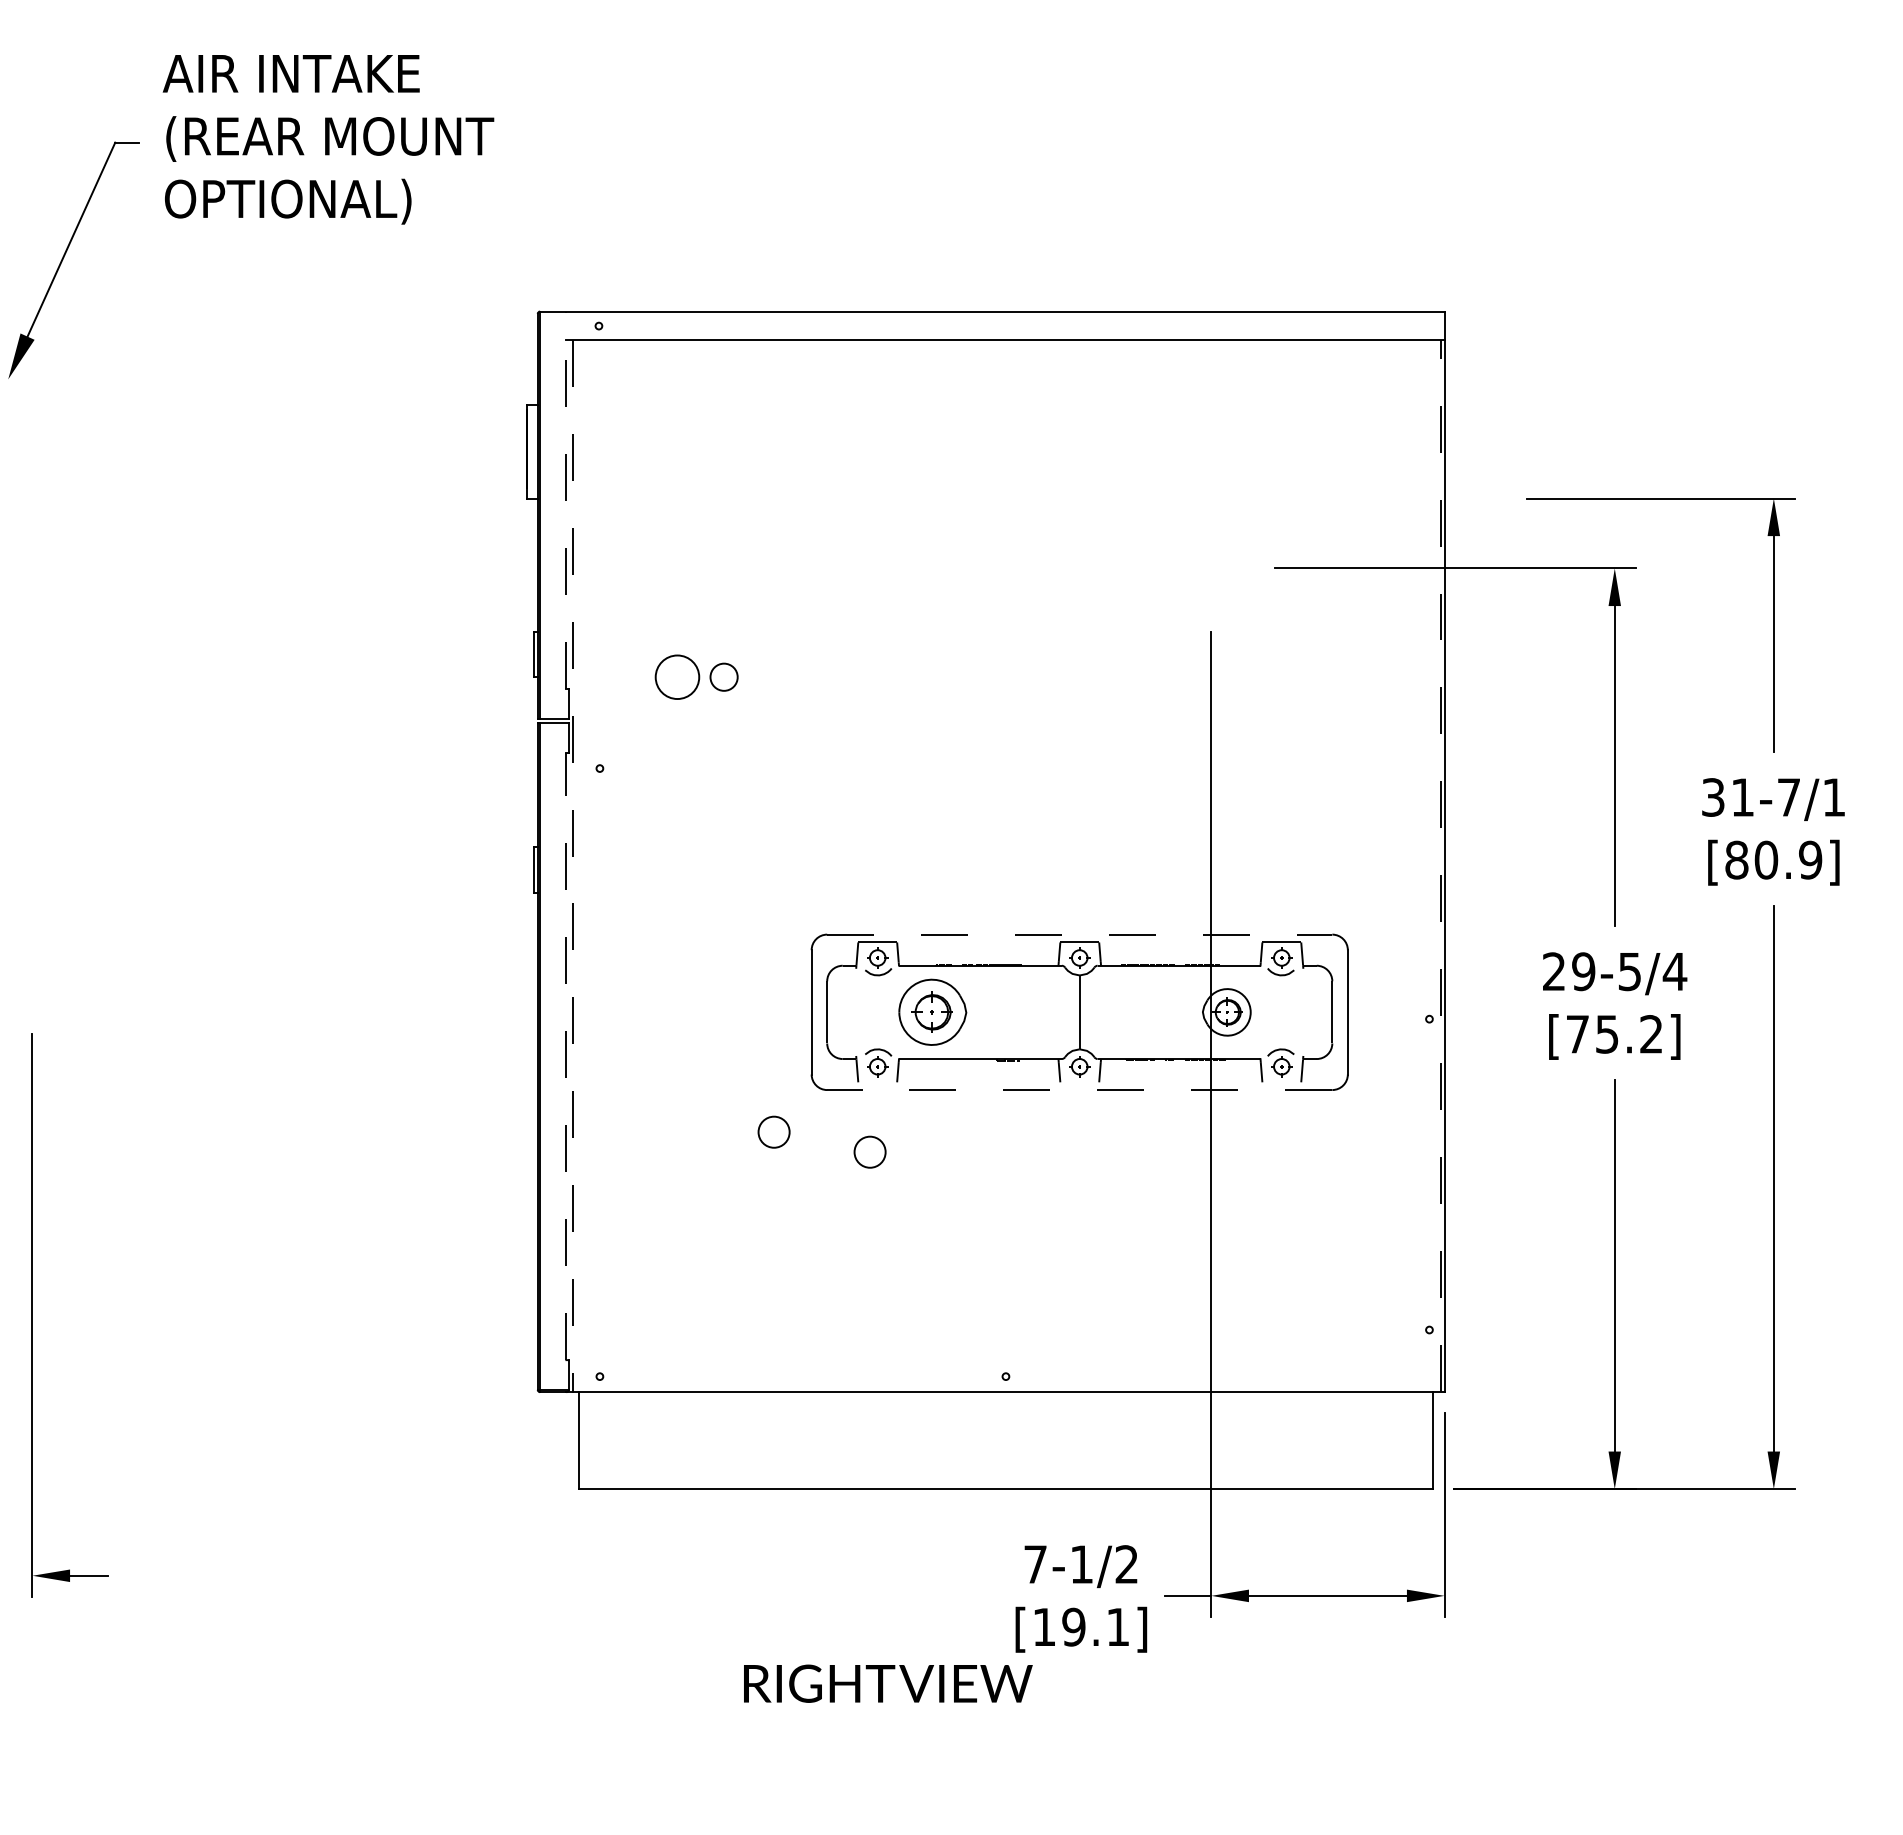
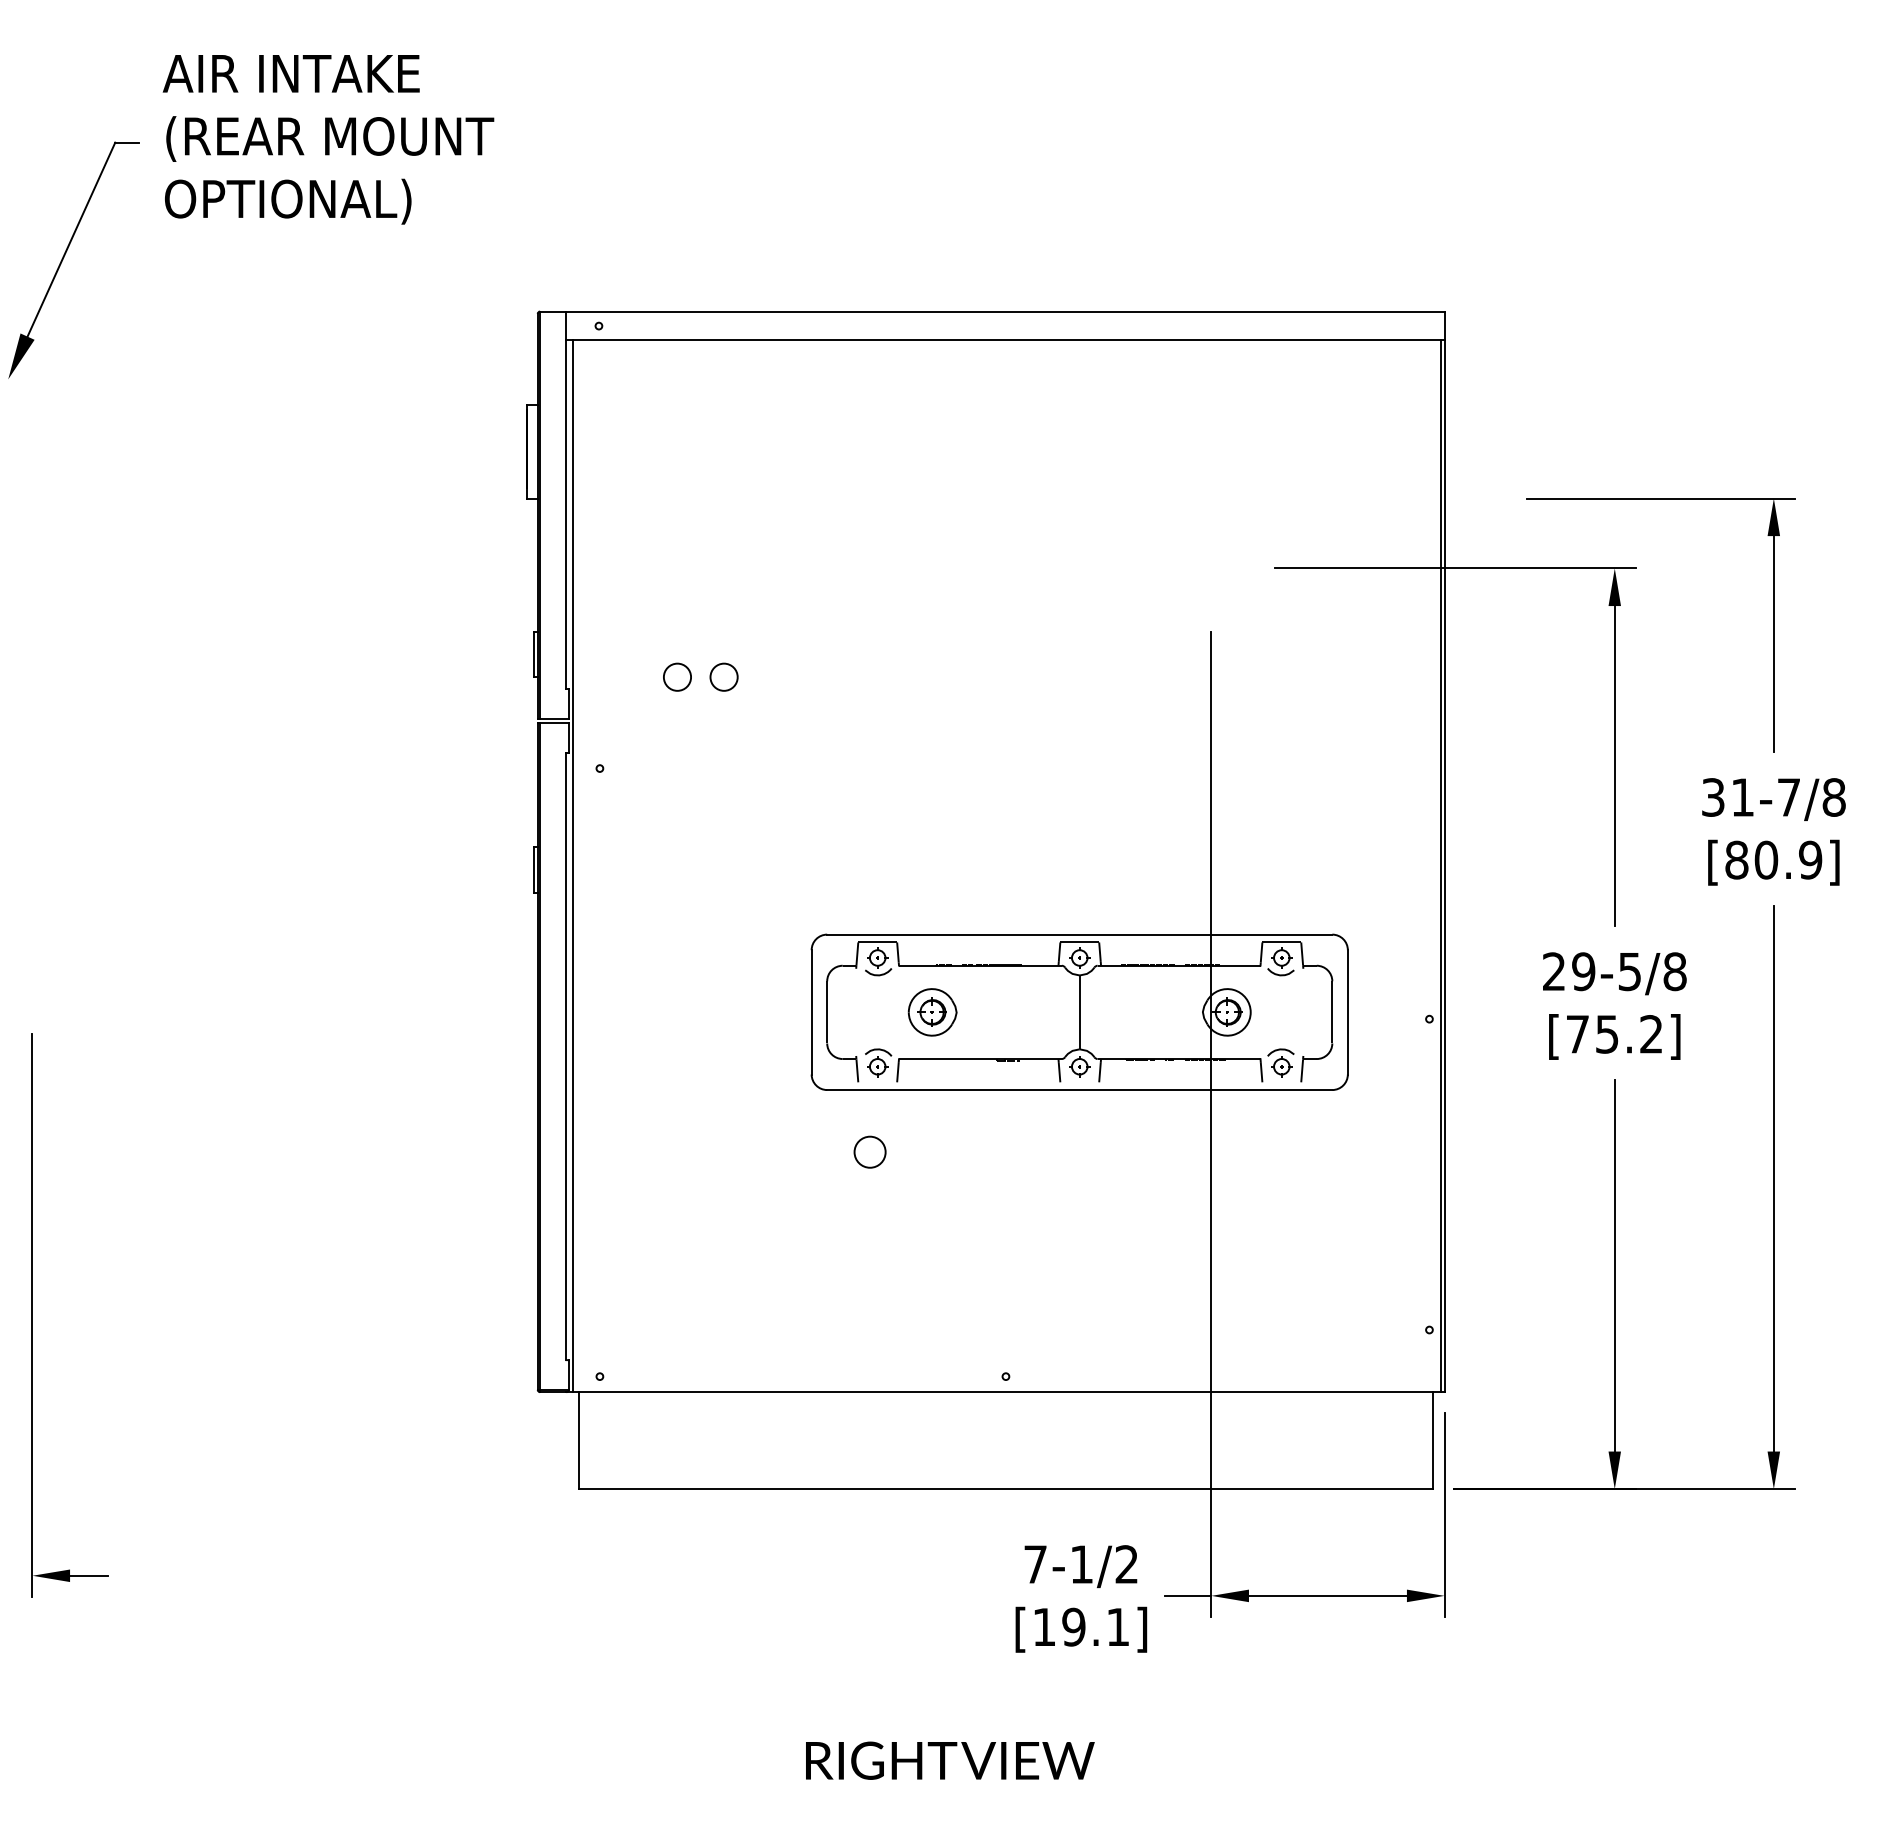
line: dashed -> solid (566, 500)
circle diameter: 44 px -> 27 px (677, 676)
text: 31-7/1 -> 31-7/8 (1833, 797)
line: dashed -> solid (1440, 865)
line: dashed -> solid (572, 866)
line: dashed -> solid (1079, 934)
text: 29-5/4 -> 29-5/8 (1674, 971)
part size: 70x68 px -> 51x49 px (932, 1012)
line: dashed -> solid (566, 1056)
line: dashed -> solid (1079, 1090)
circle: present -> none (773, 1131)
text position: (888, 1683) -> (950, 1760) (950, 1760)
